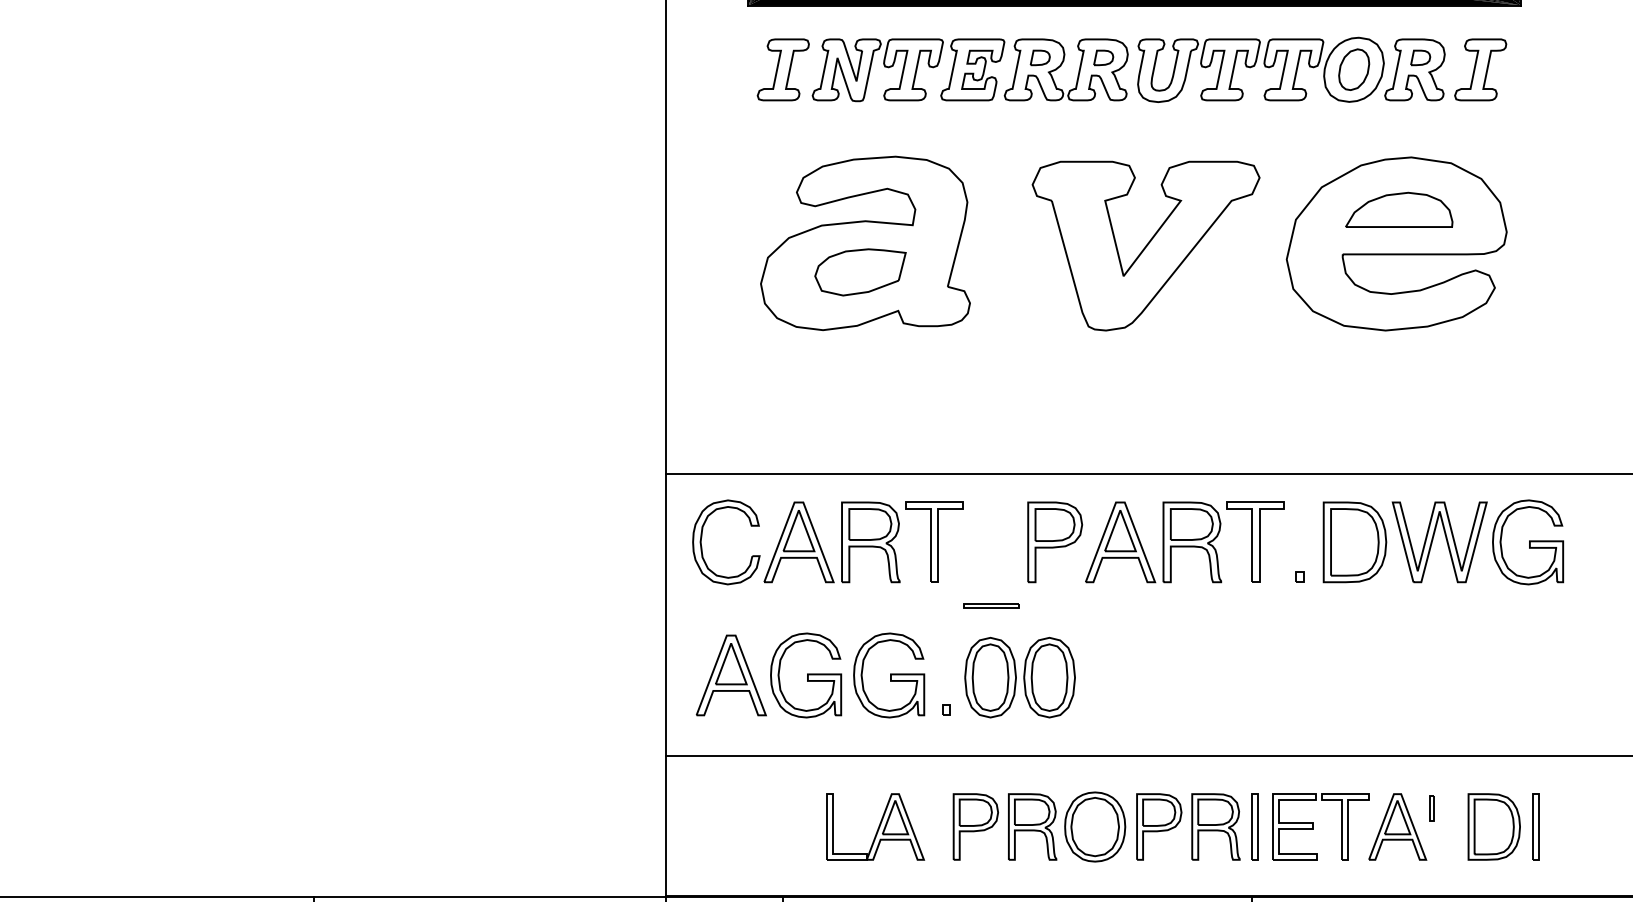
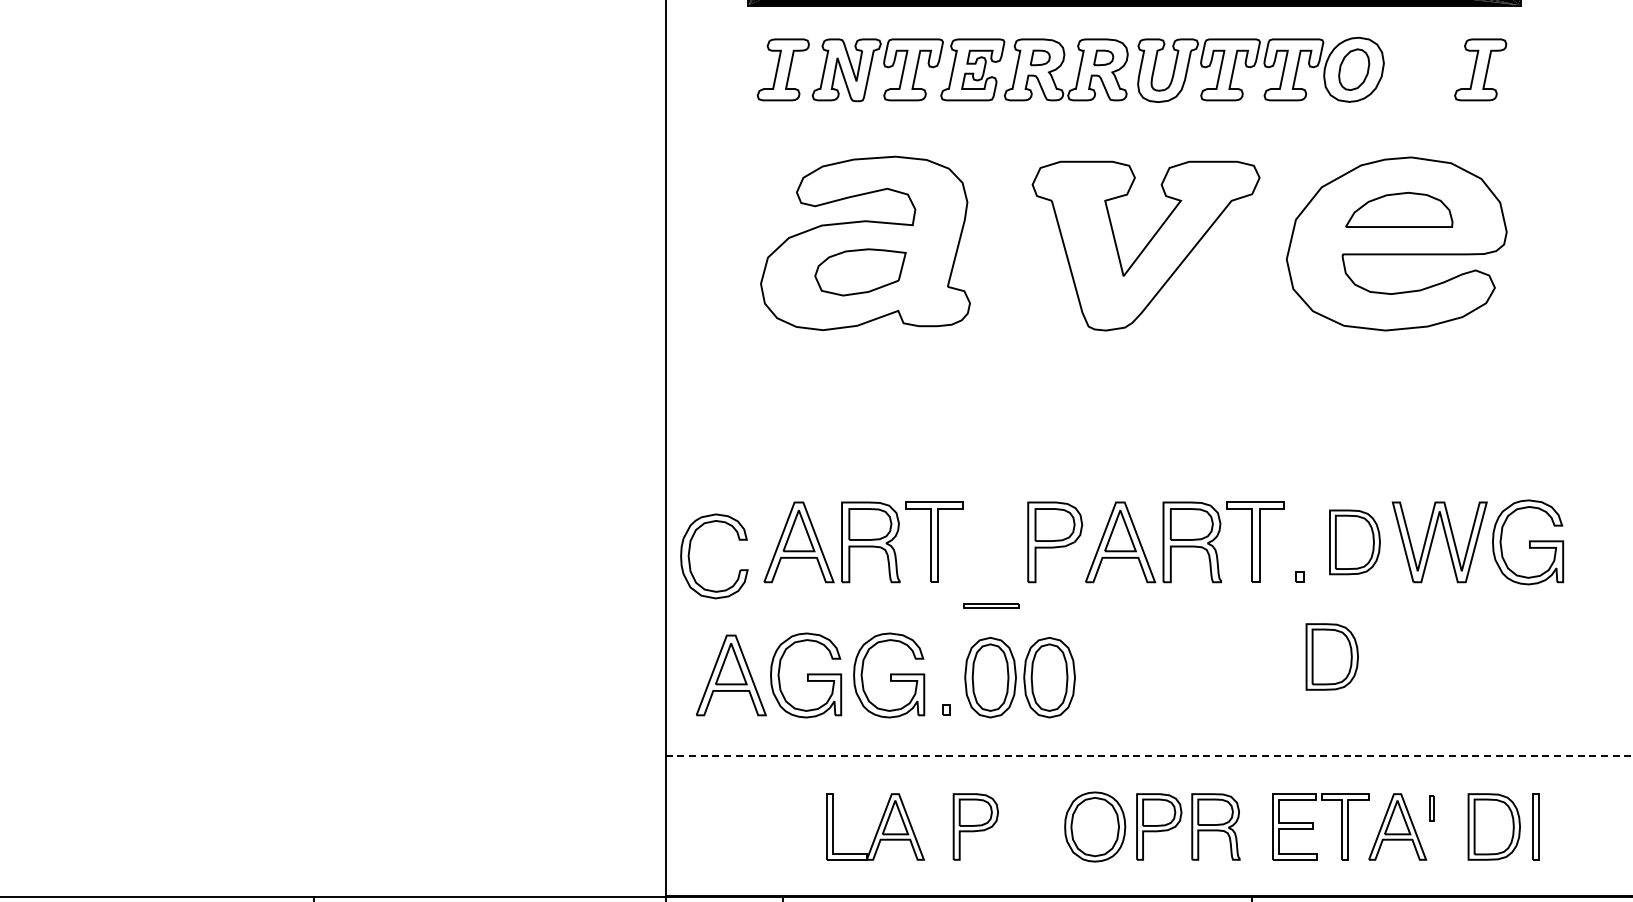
part: present -> none (1414, 69)
line: present -> none (1147, 474)
part size: 66x83 px -> 52x67 px (1354, 542)
part position: (702, 546) -> (690, 560) (690, 560)
part: none -> present (1331, 656)
line: solid -> dashed (1148, 755)
part: present -> none (1032, 826)
part: present -> none (1254, 826)
